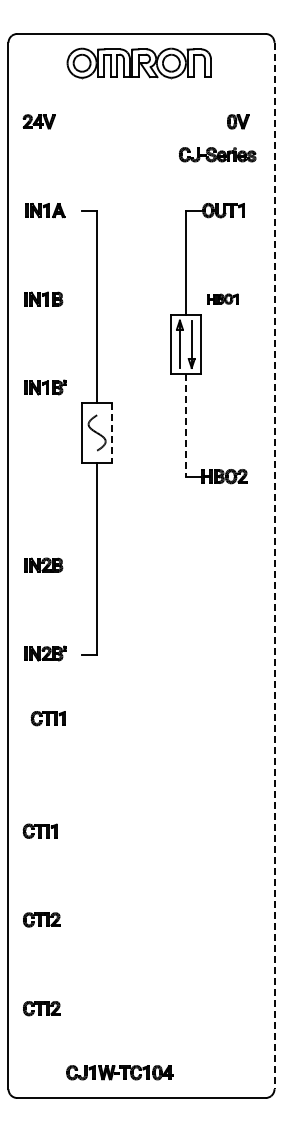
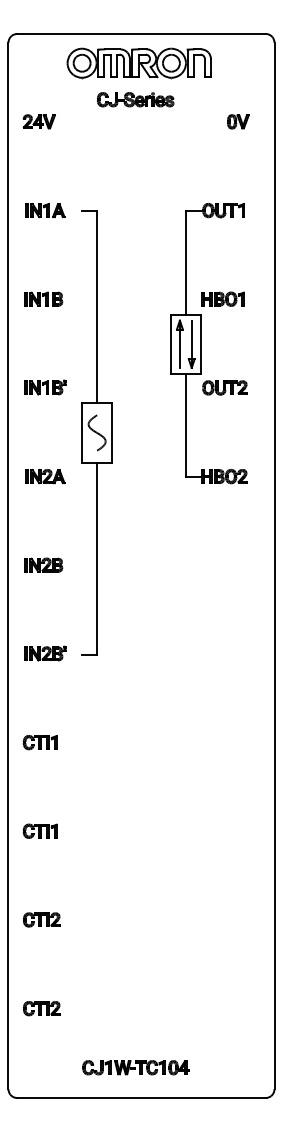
part position: (217, 154) -> (135, 99) (135, 99)
part size: 32x12 px -> 44x16 px (222, 298)
part: none -> present (224, 387)
line: dashed -> solid (185, 425)
line: dashed -> solid (111, 432)
part: none -> present (45, 476)
line: dashed -> solid (274, 566)
part position: (47, 718) -> (39, 742) (39, 742)
part position: (119, 1072) -> (135, 1067) (135, 1067)
